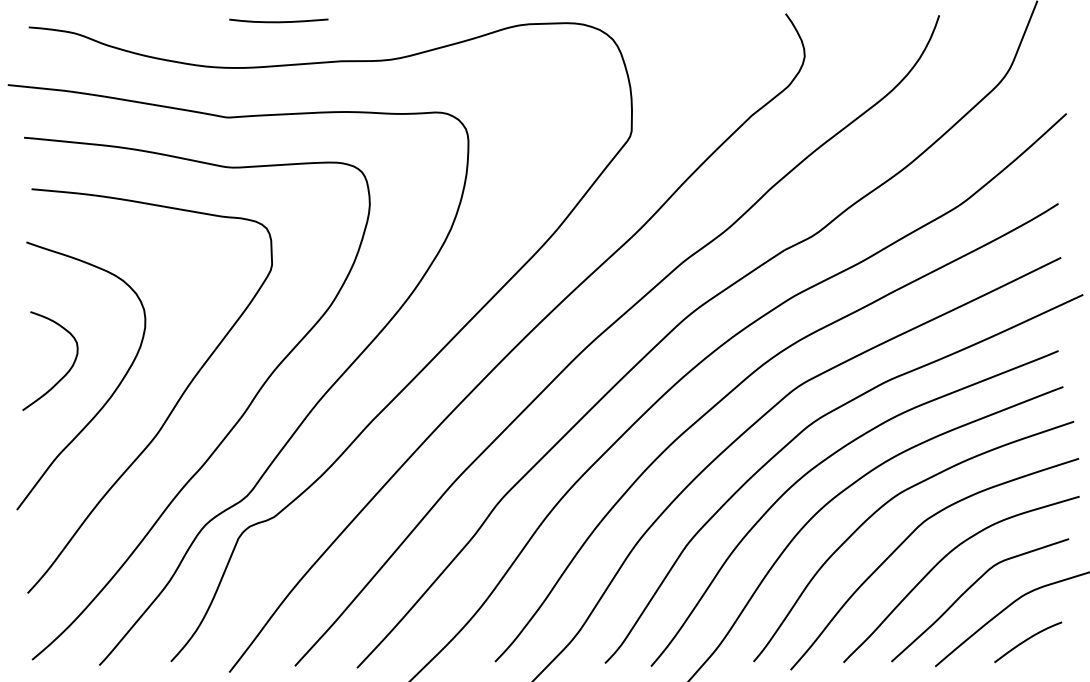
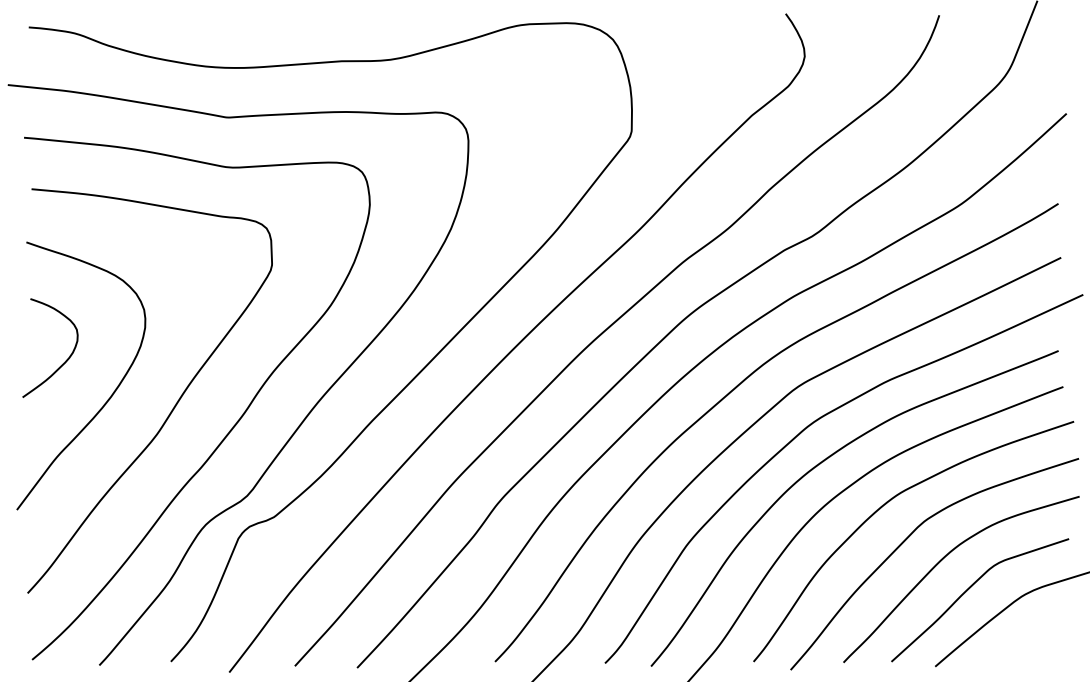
curve: present -> none (278, 21)
curve position: (64, 374) -> (64, 361) (64, 361)
curve: present -> none (1027, 640)
